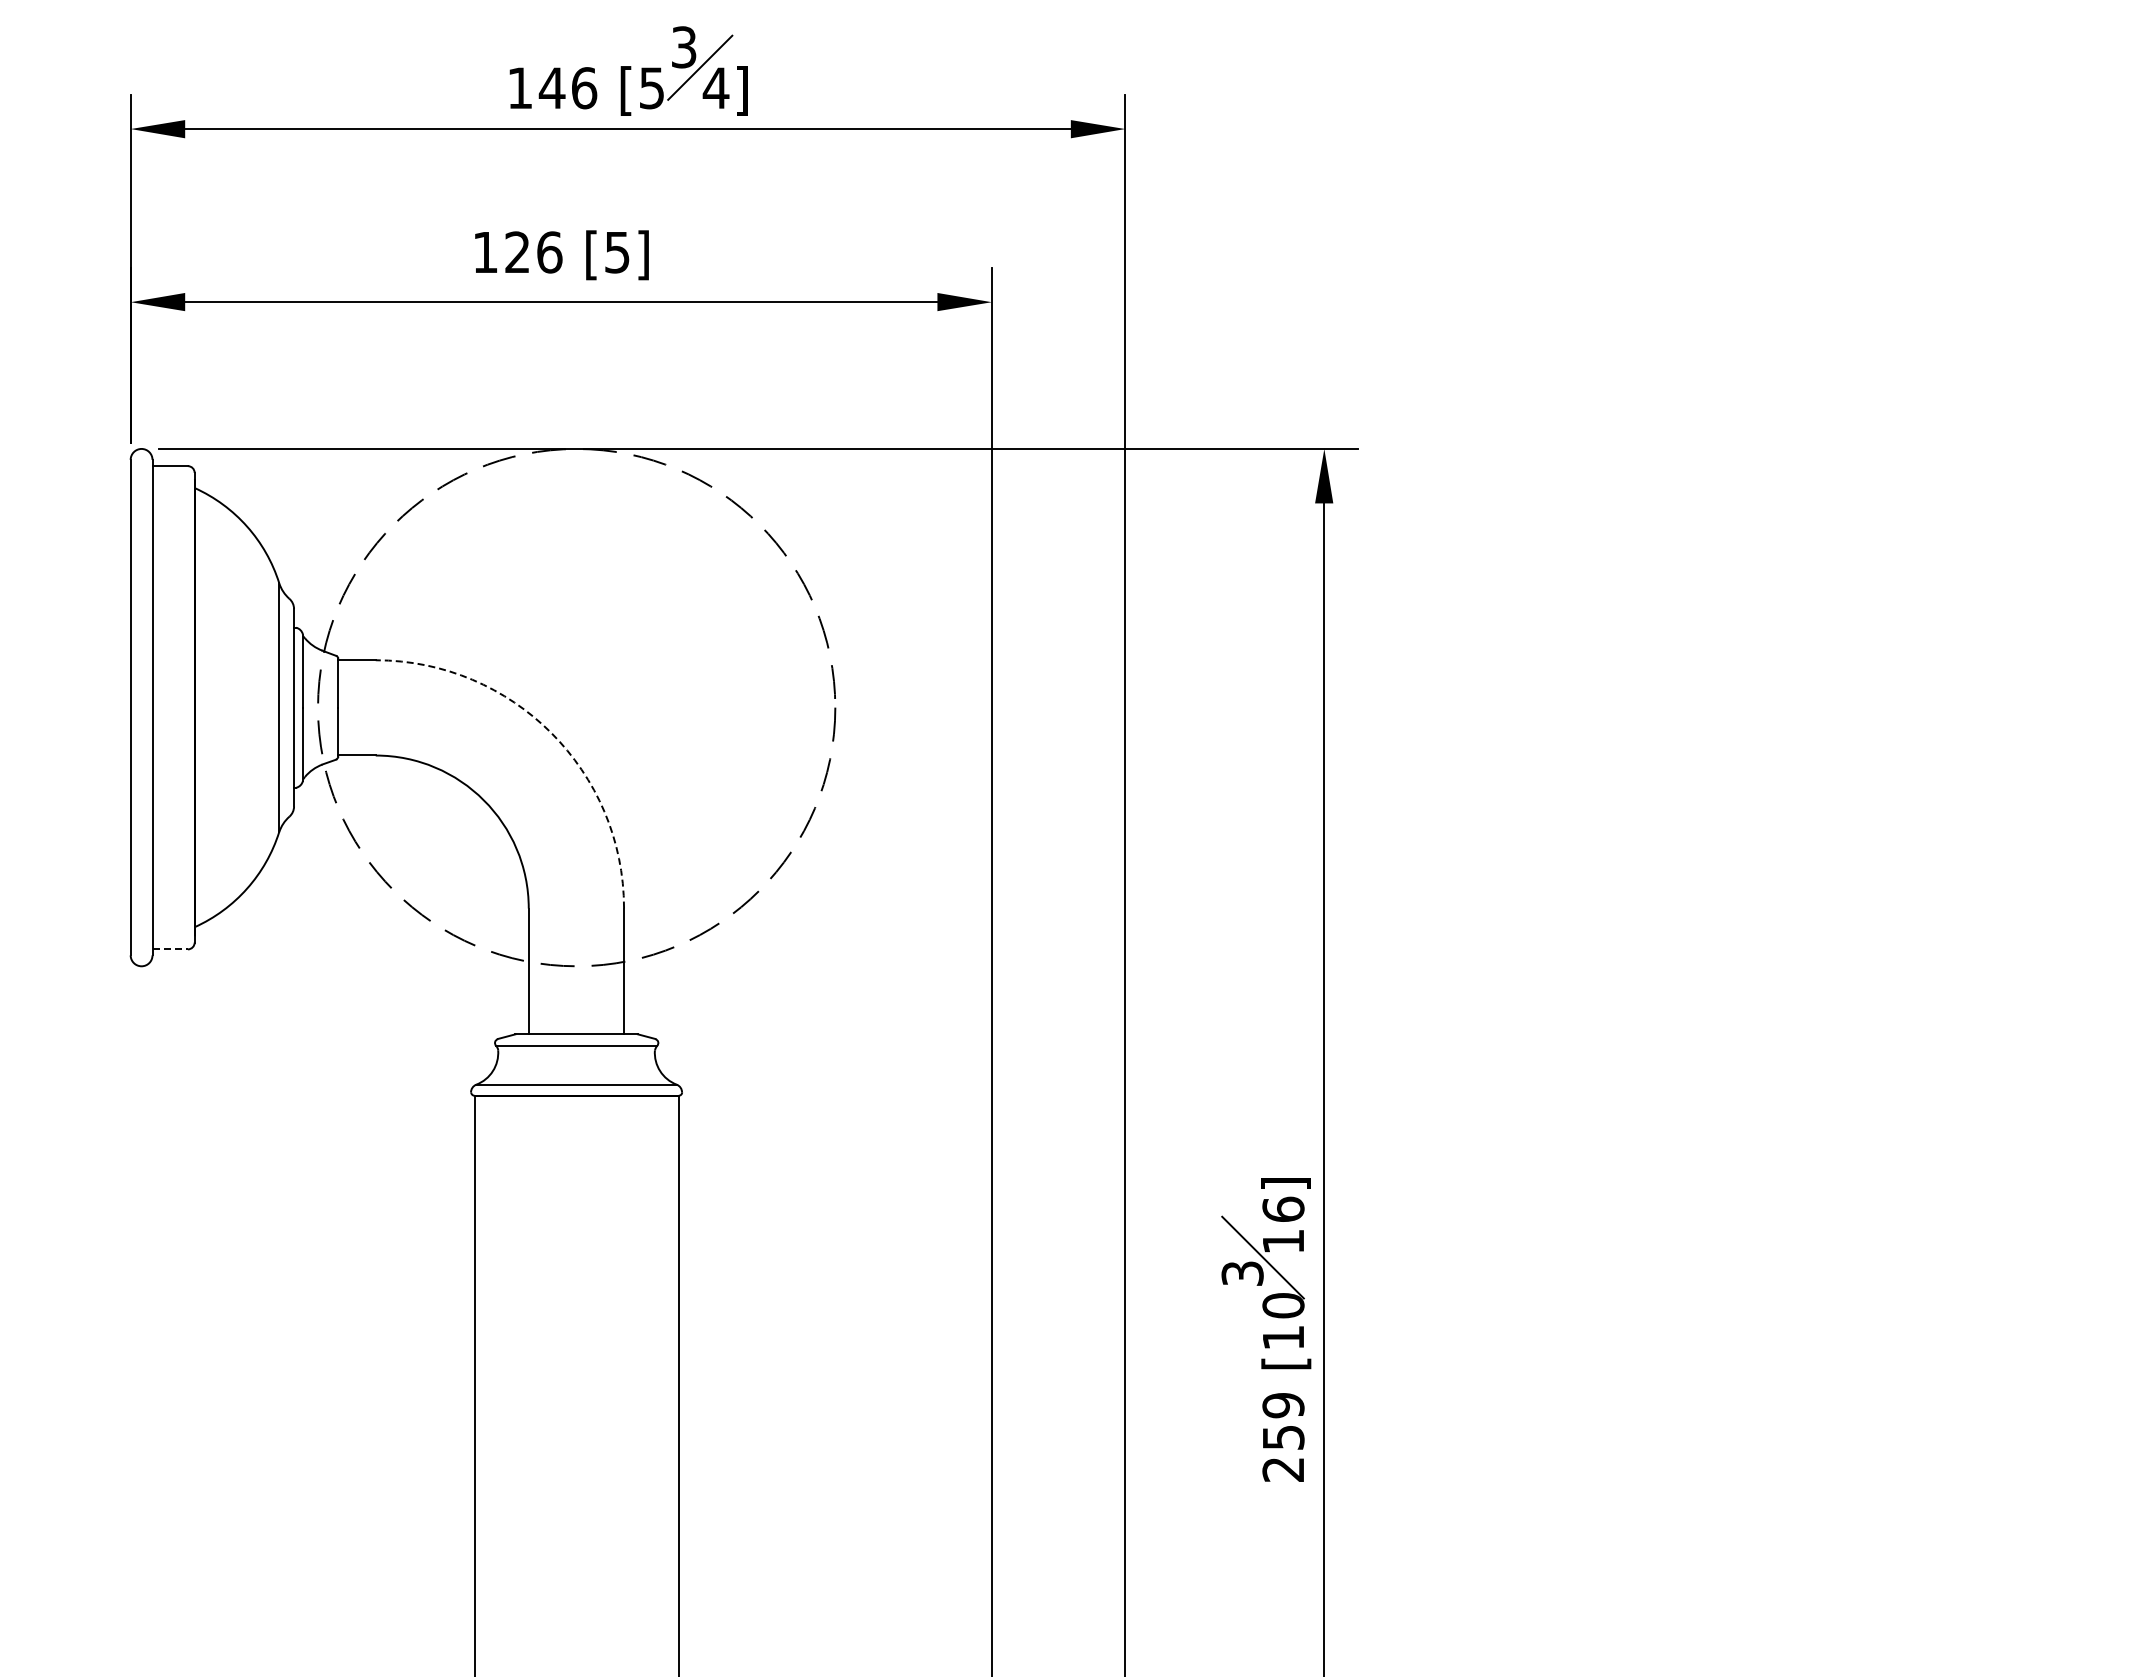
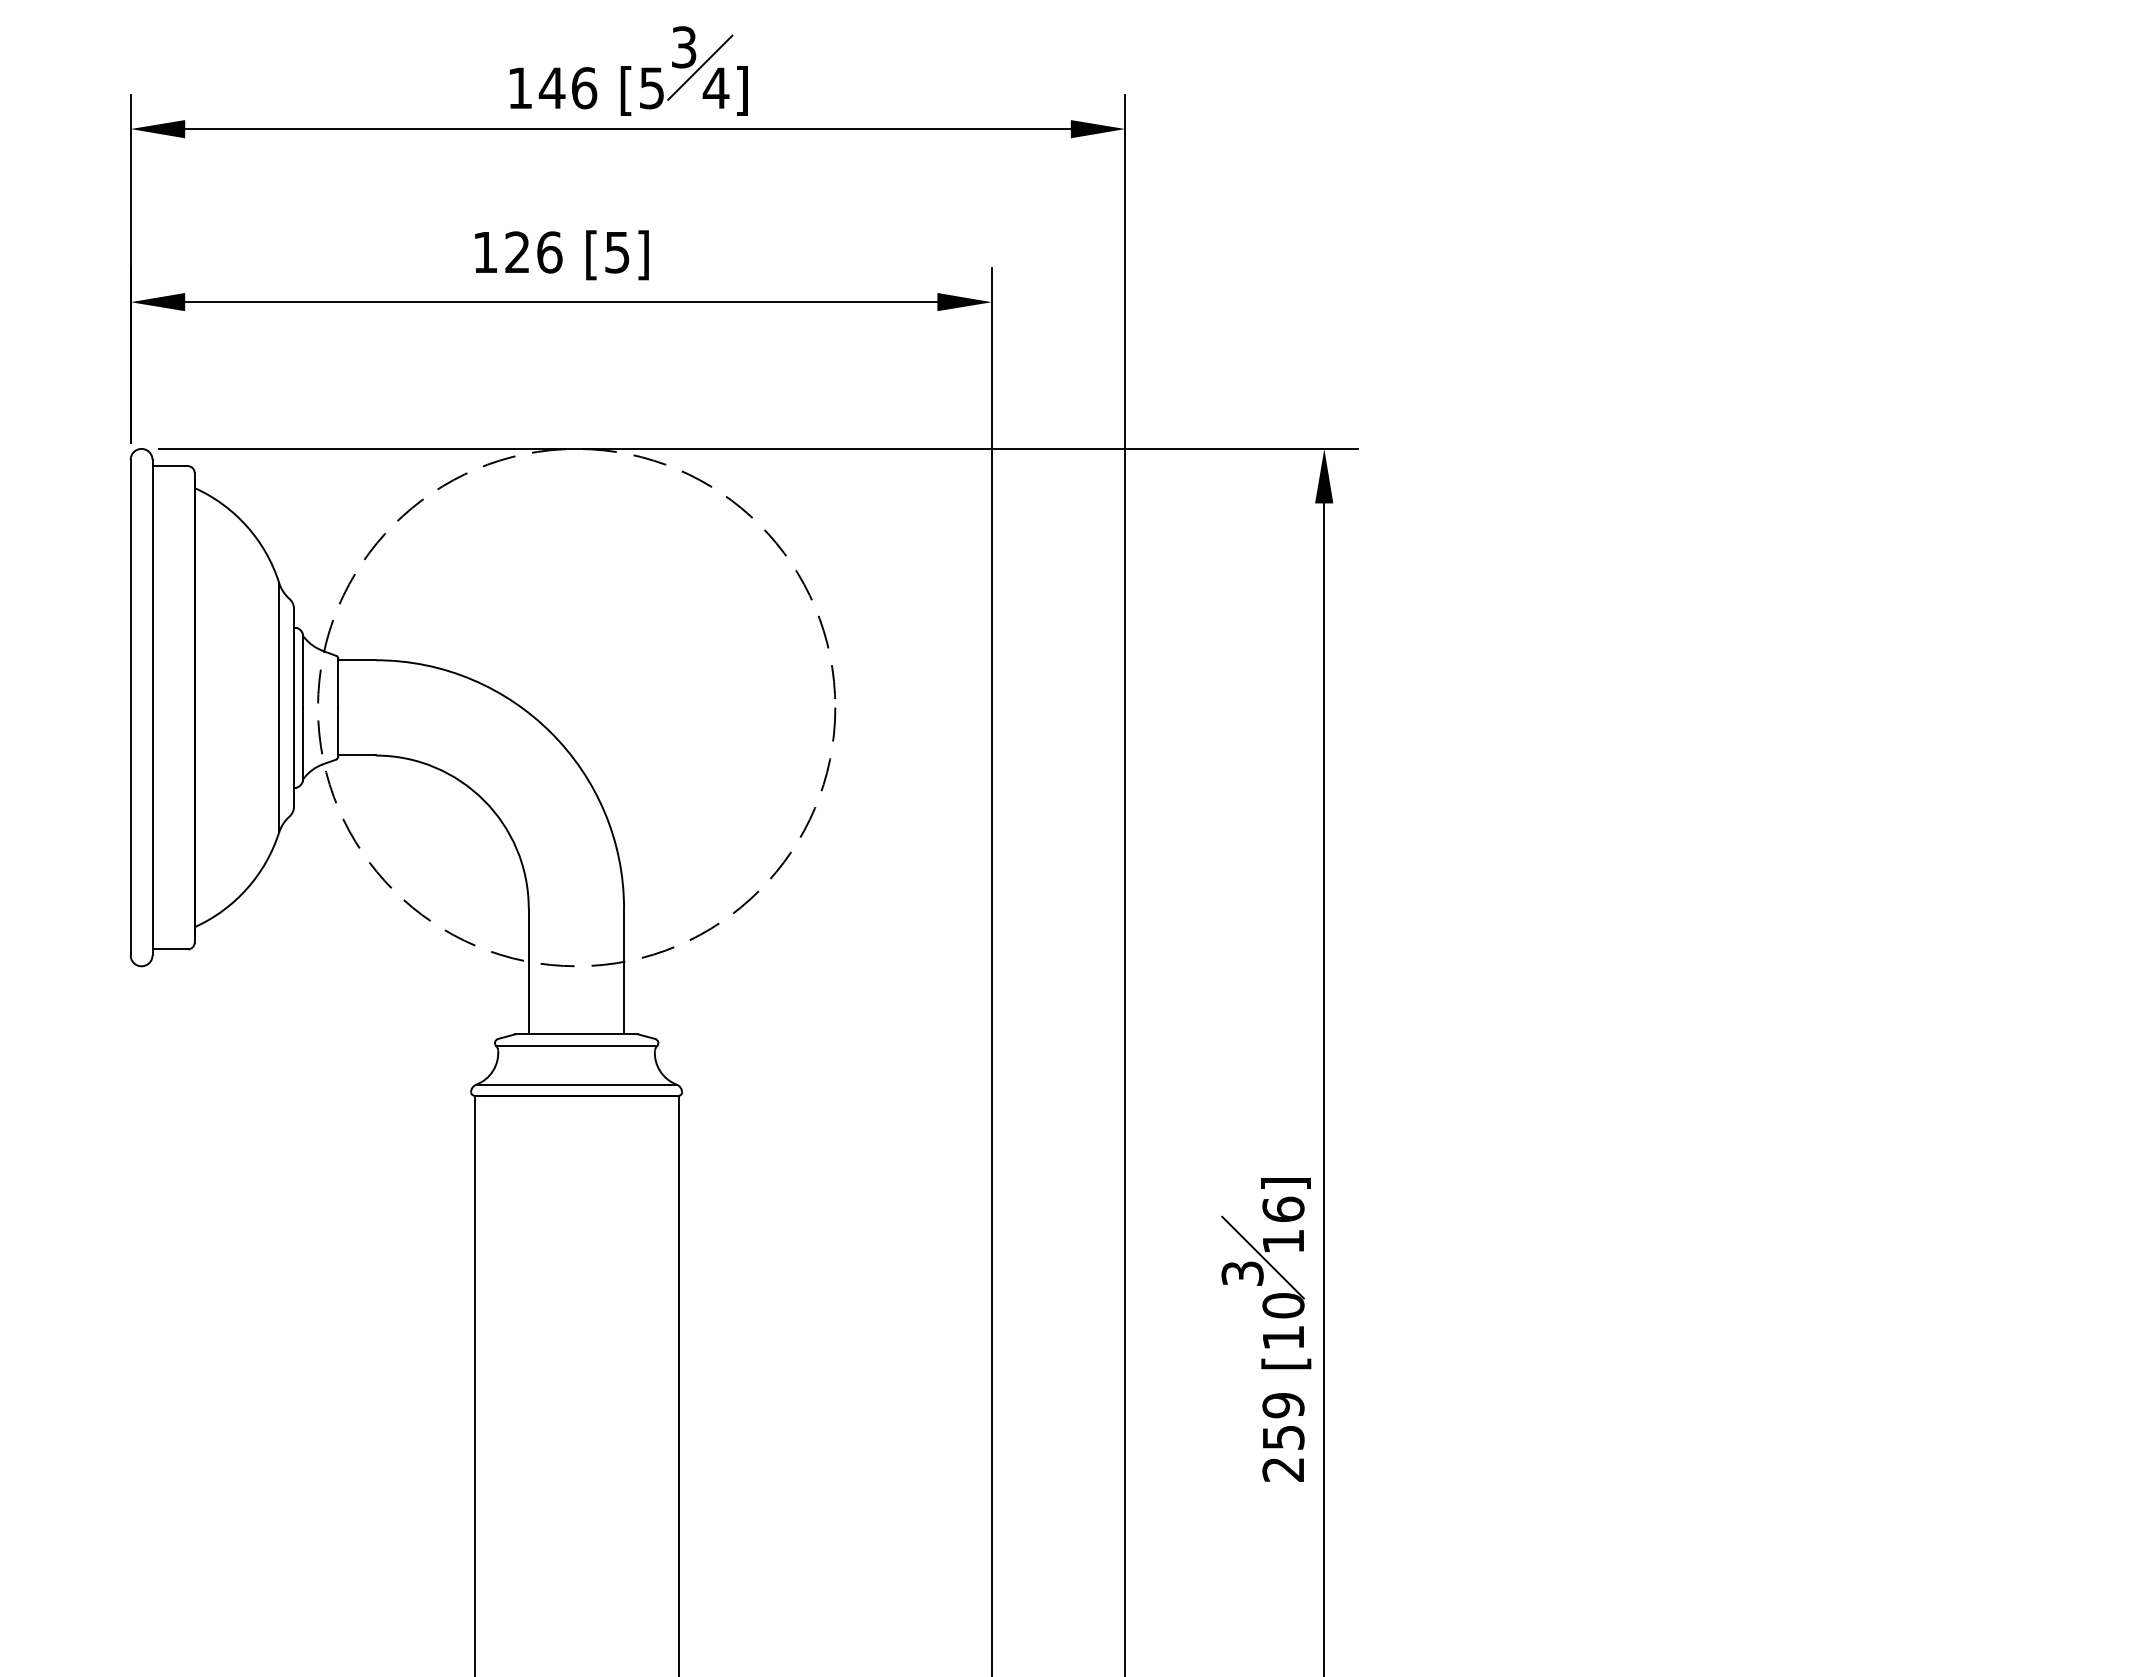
arc: dashed -> solid (551, 732)
line: dashed -> solid (170, 949)
